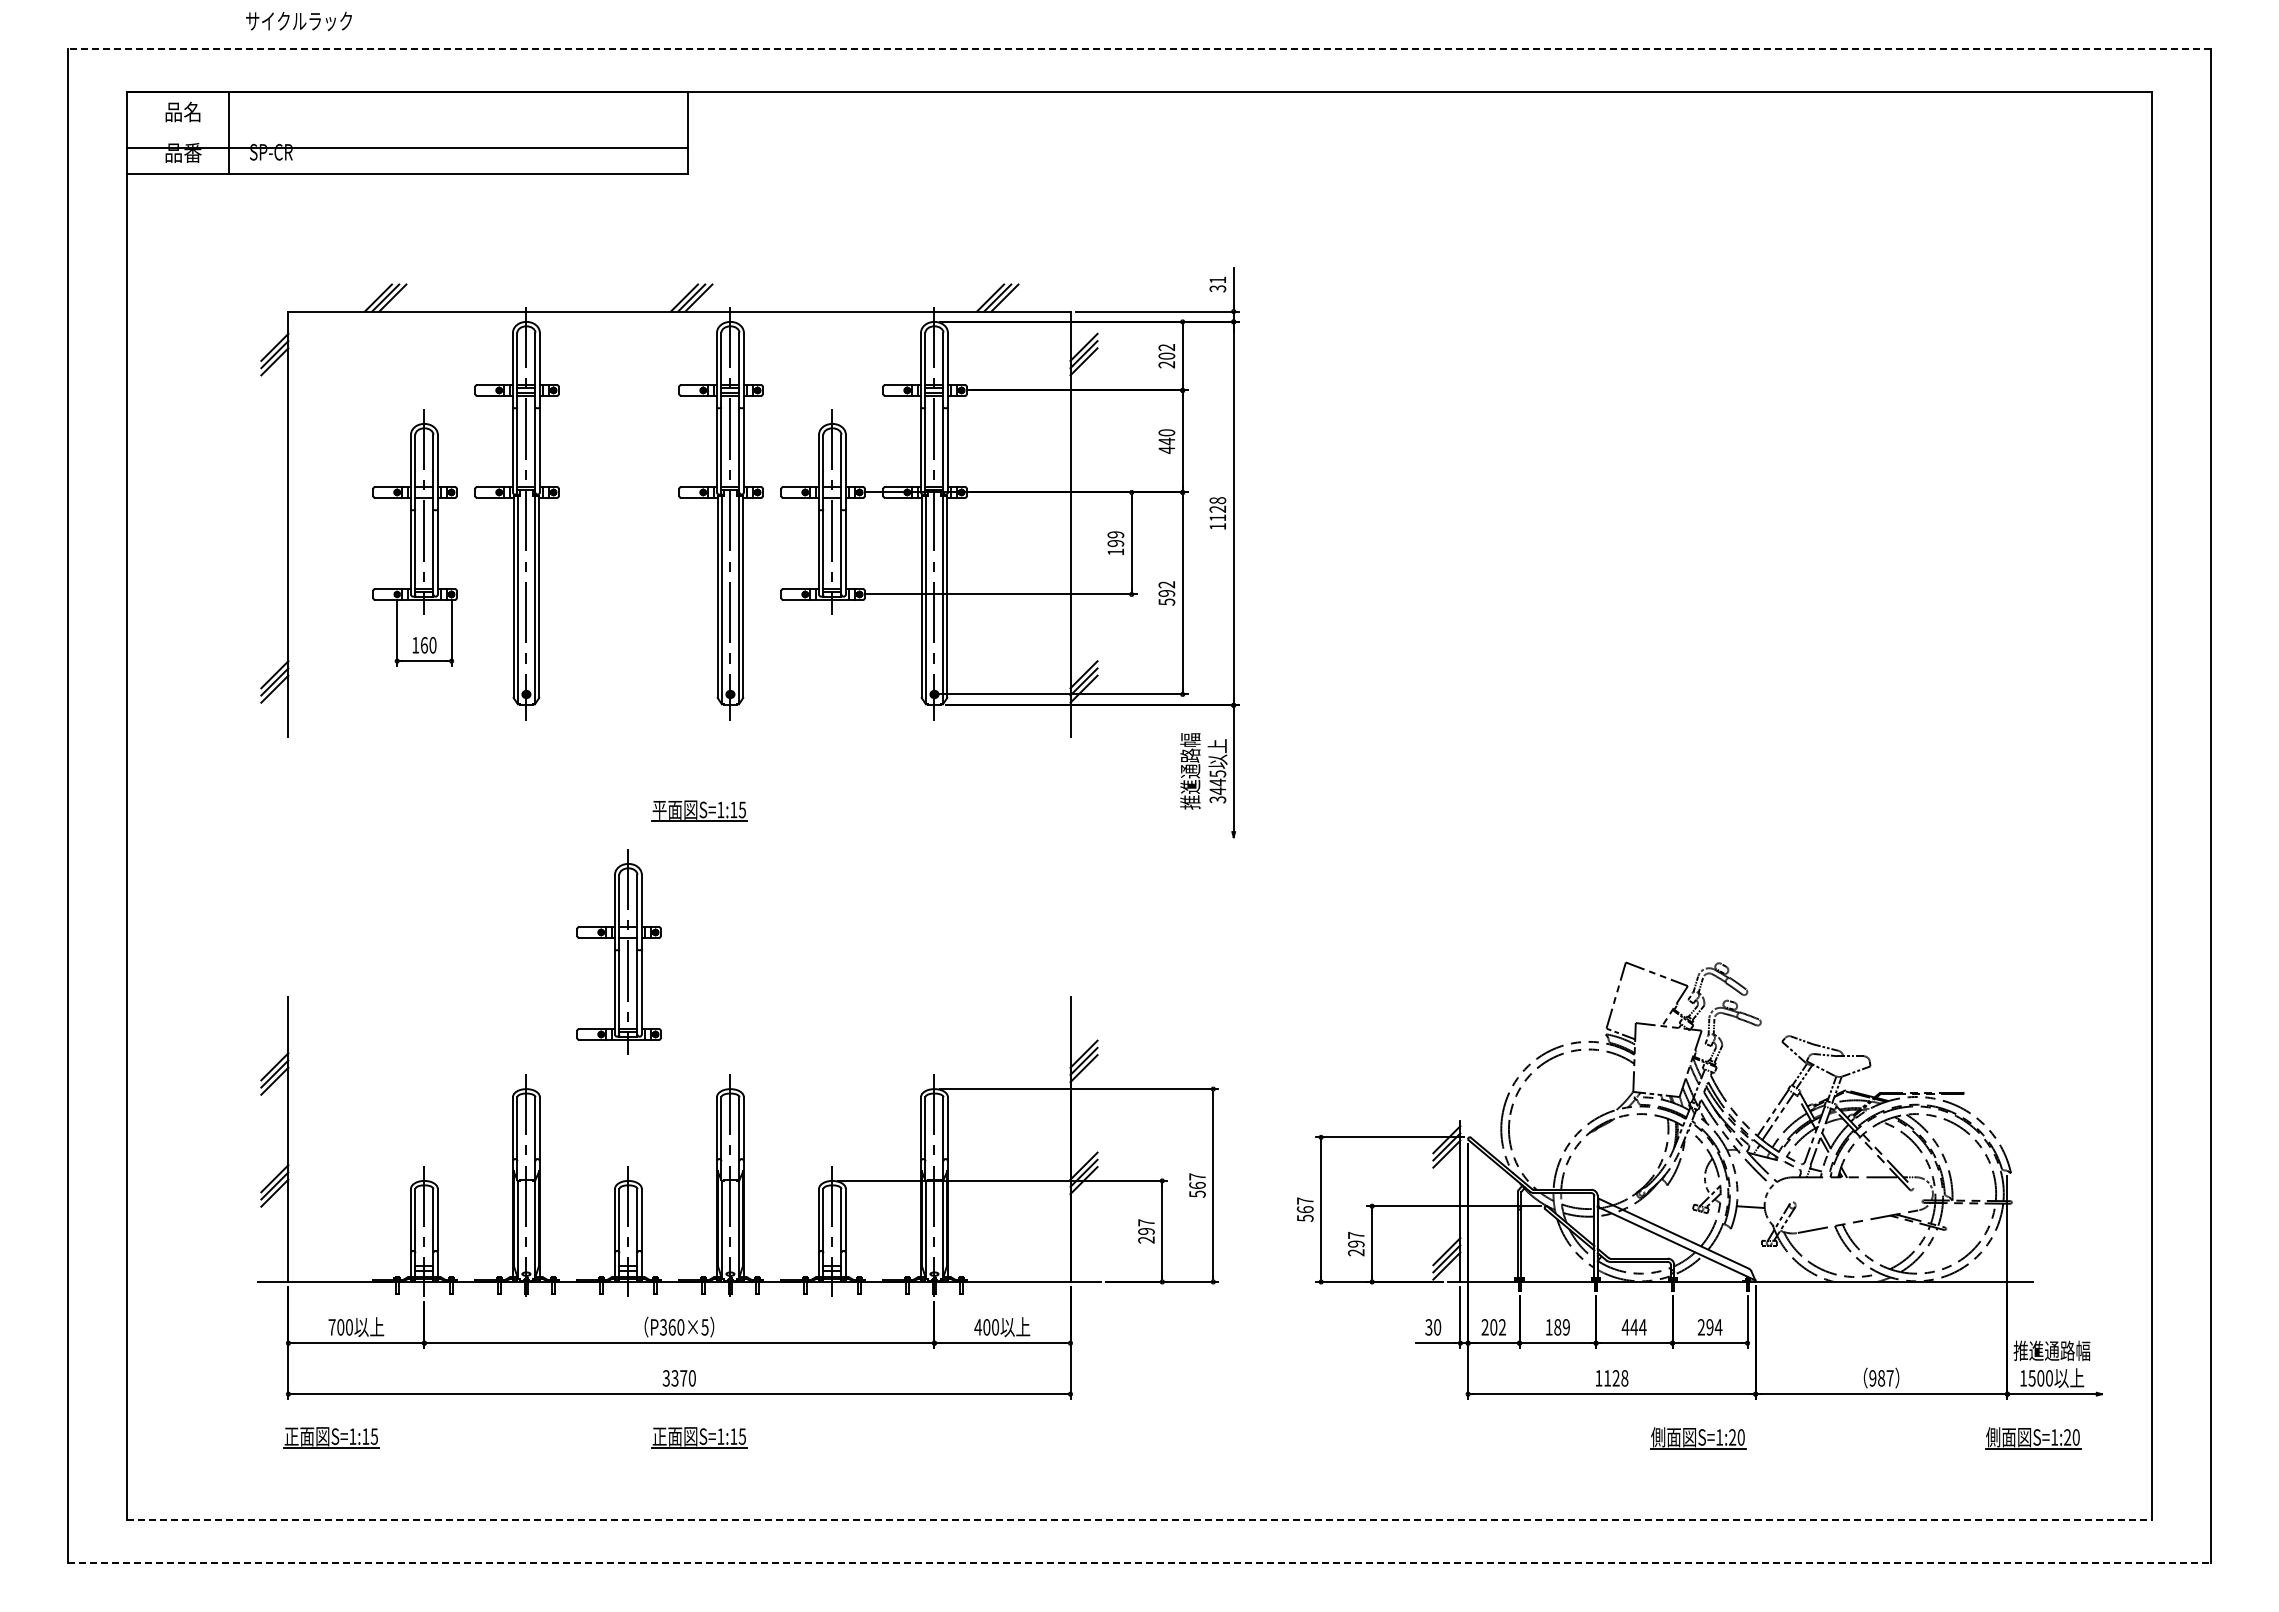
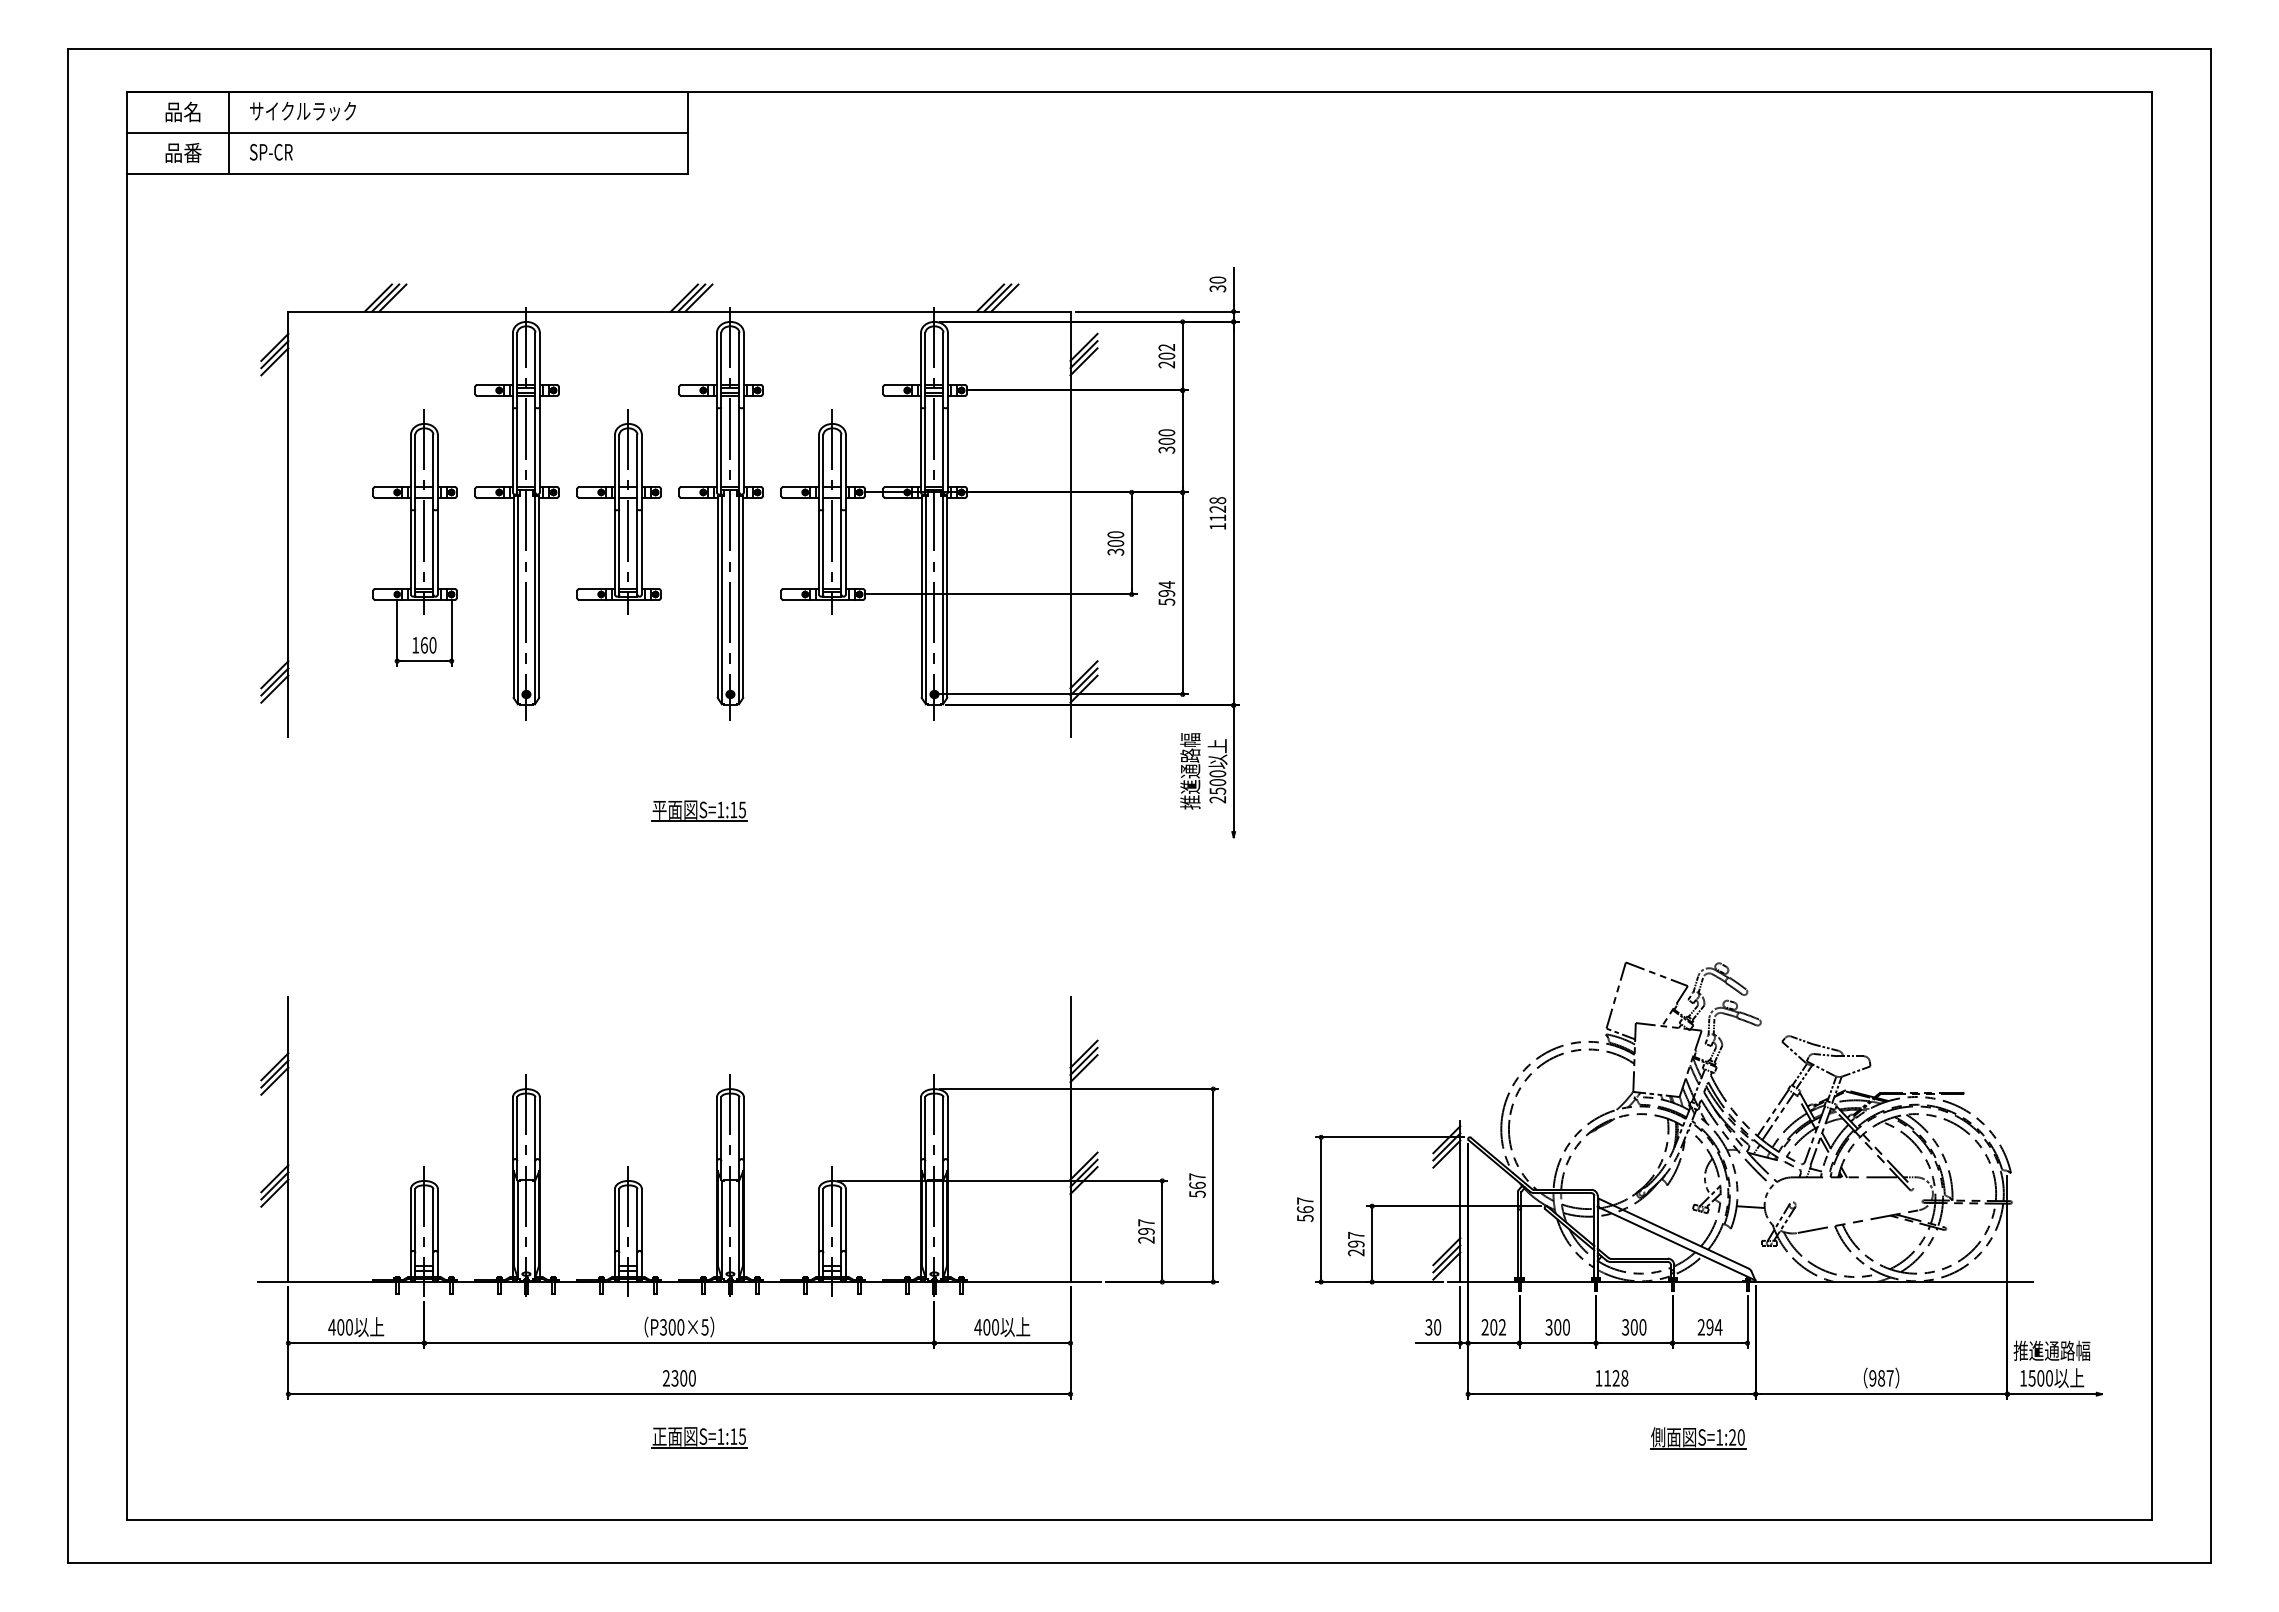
text position: (298, 21) -> (302, 111) (302, 111)
line: dashed -> solid (1139, 48)
line position: (407, 147) -> (407, 132) (407, 132)
text: 31 -> 30 (1217, 279)
text: 440 -> 300 (1166, 445)
text: 199 -> 300 (1115, 543)
text: 592 -> 594 (1166, 584)
text: 3445 -> 2500 (1217, 786)
part position: (618, 951) -> (618, 511) (618, 511)
text: 700 -> 400 (331, 1327)
text: P360×5 -> P300×5 (671, 1327)
text: 189 -> 300 (1557, 1327)
text: 444 -> 300 (1633, 1327)
text: 3370 -> 2300 (674, 1378)
part: present -> none (331, 1437)
part: present -> none (2033, 1438)
line: dashed -> solid (1139, 1520)
line: dashed -> solid (1139, 1563)
